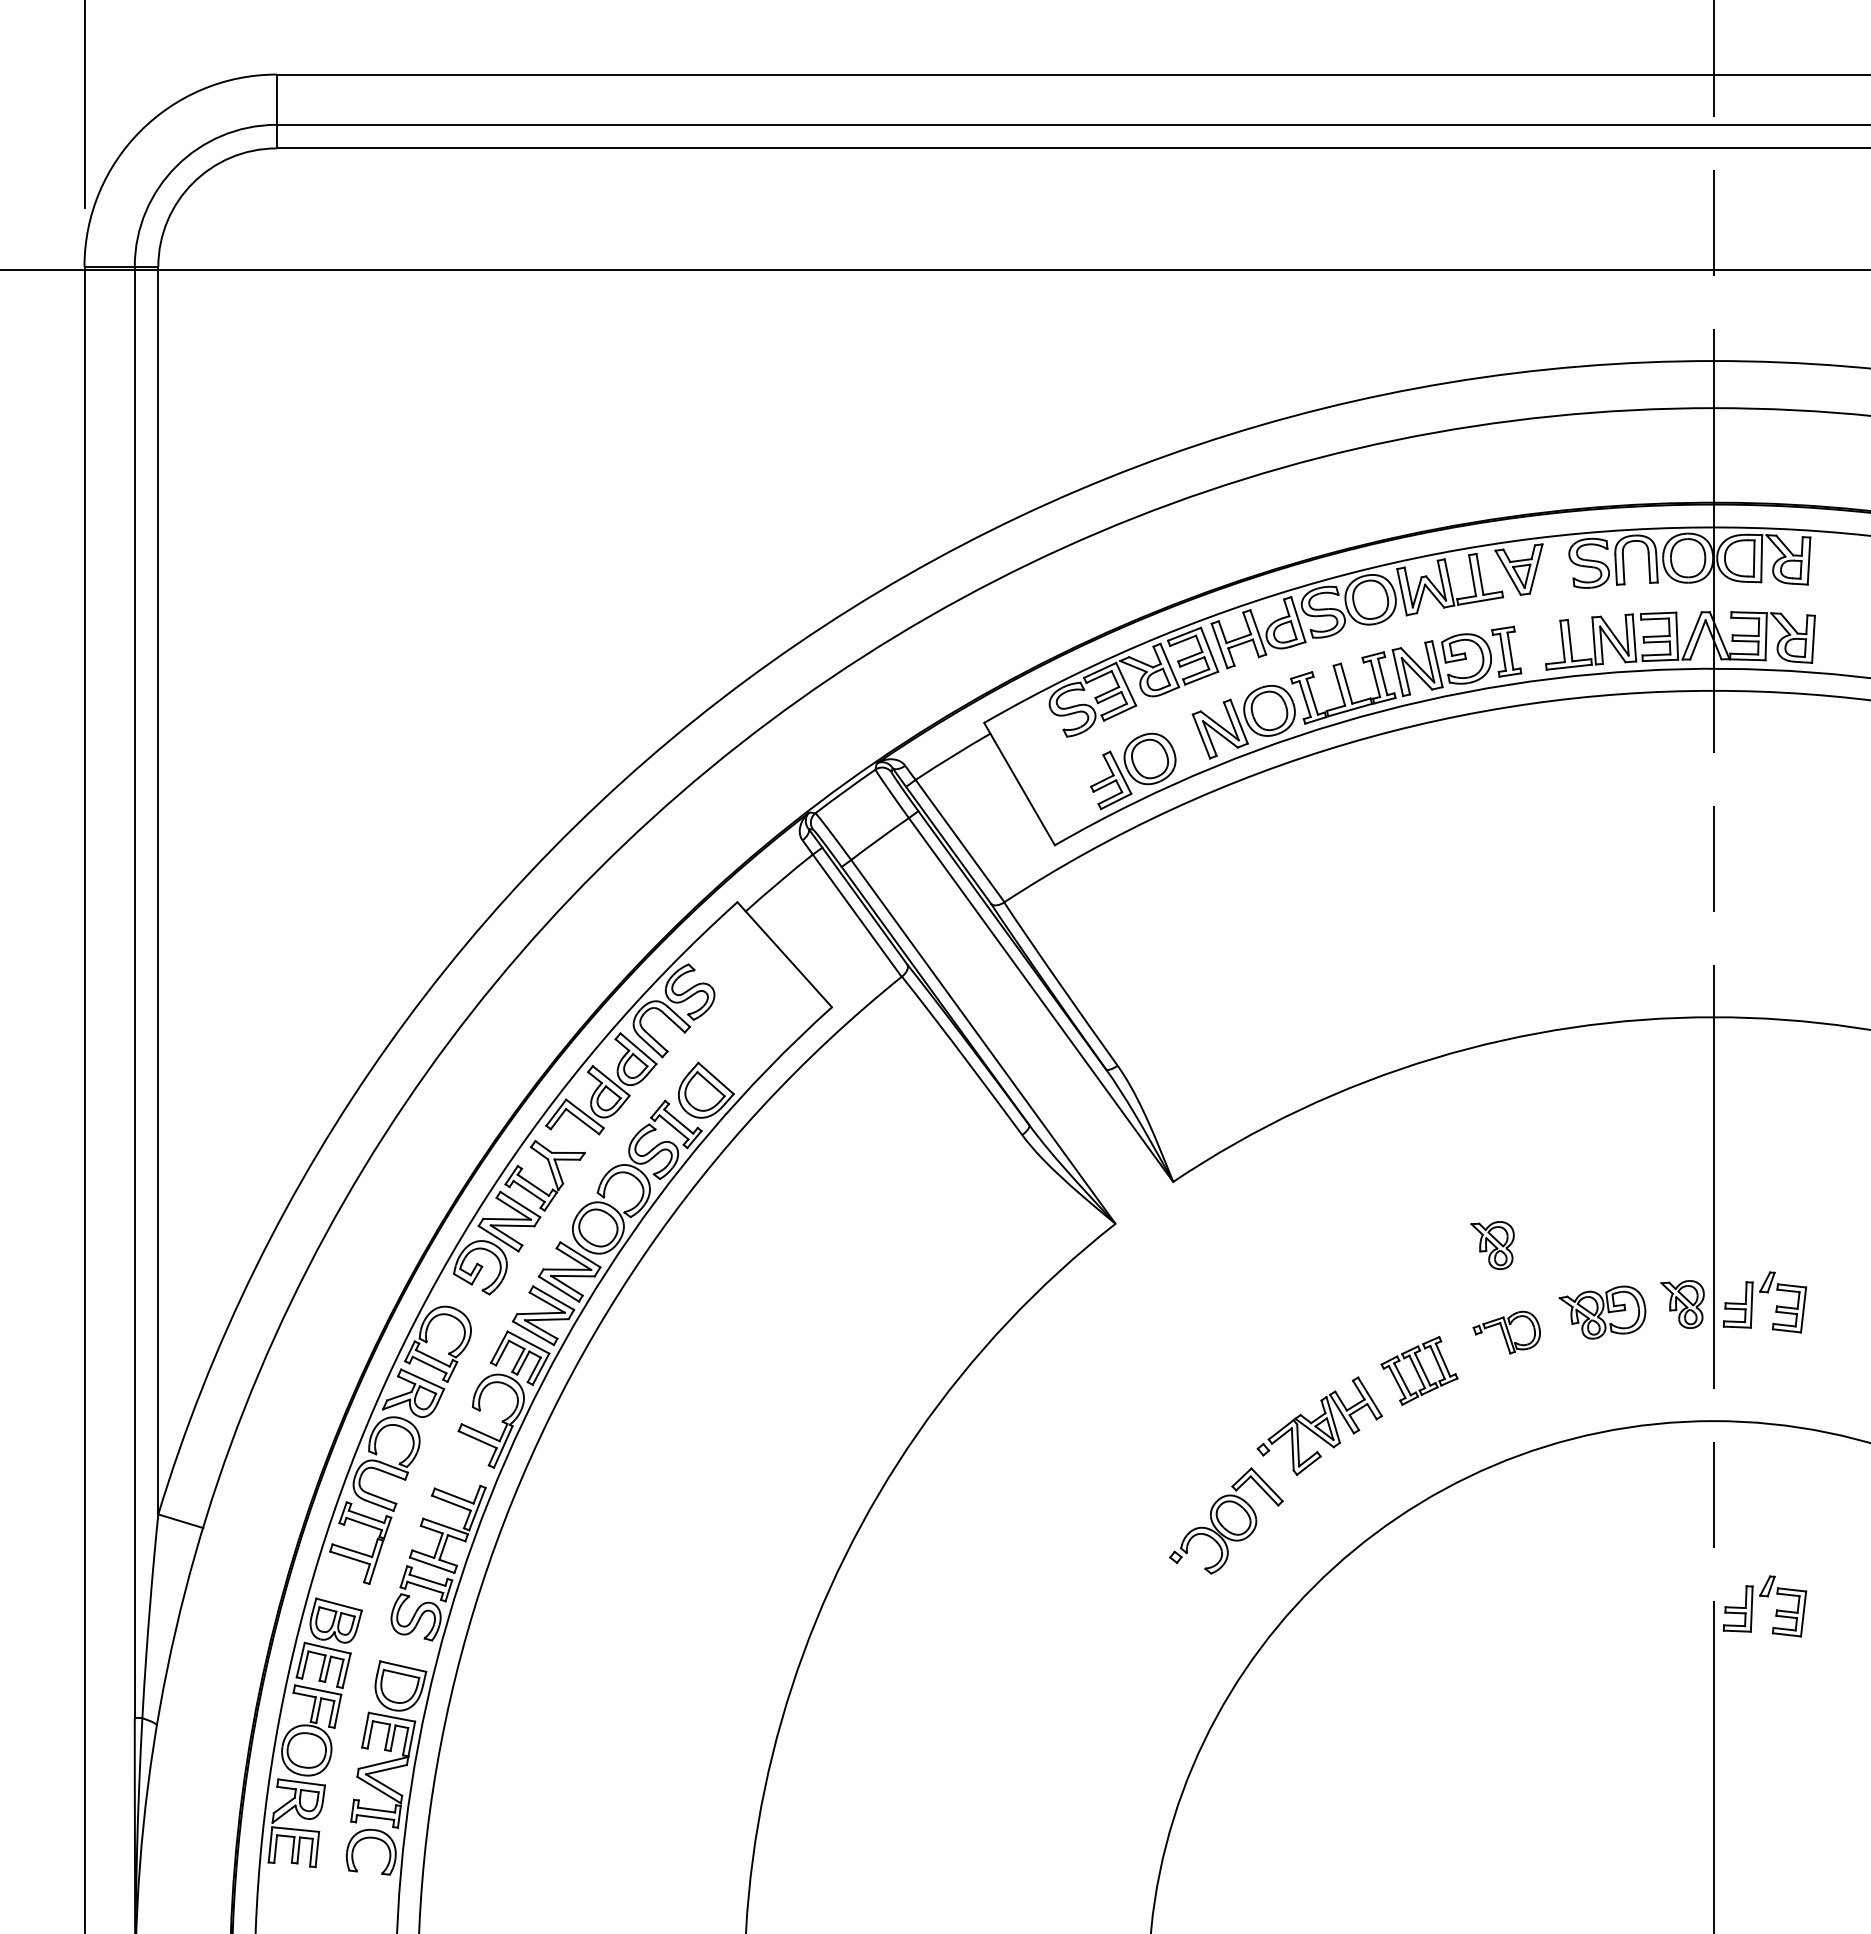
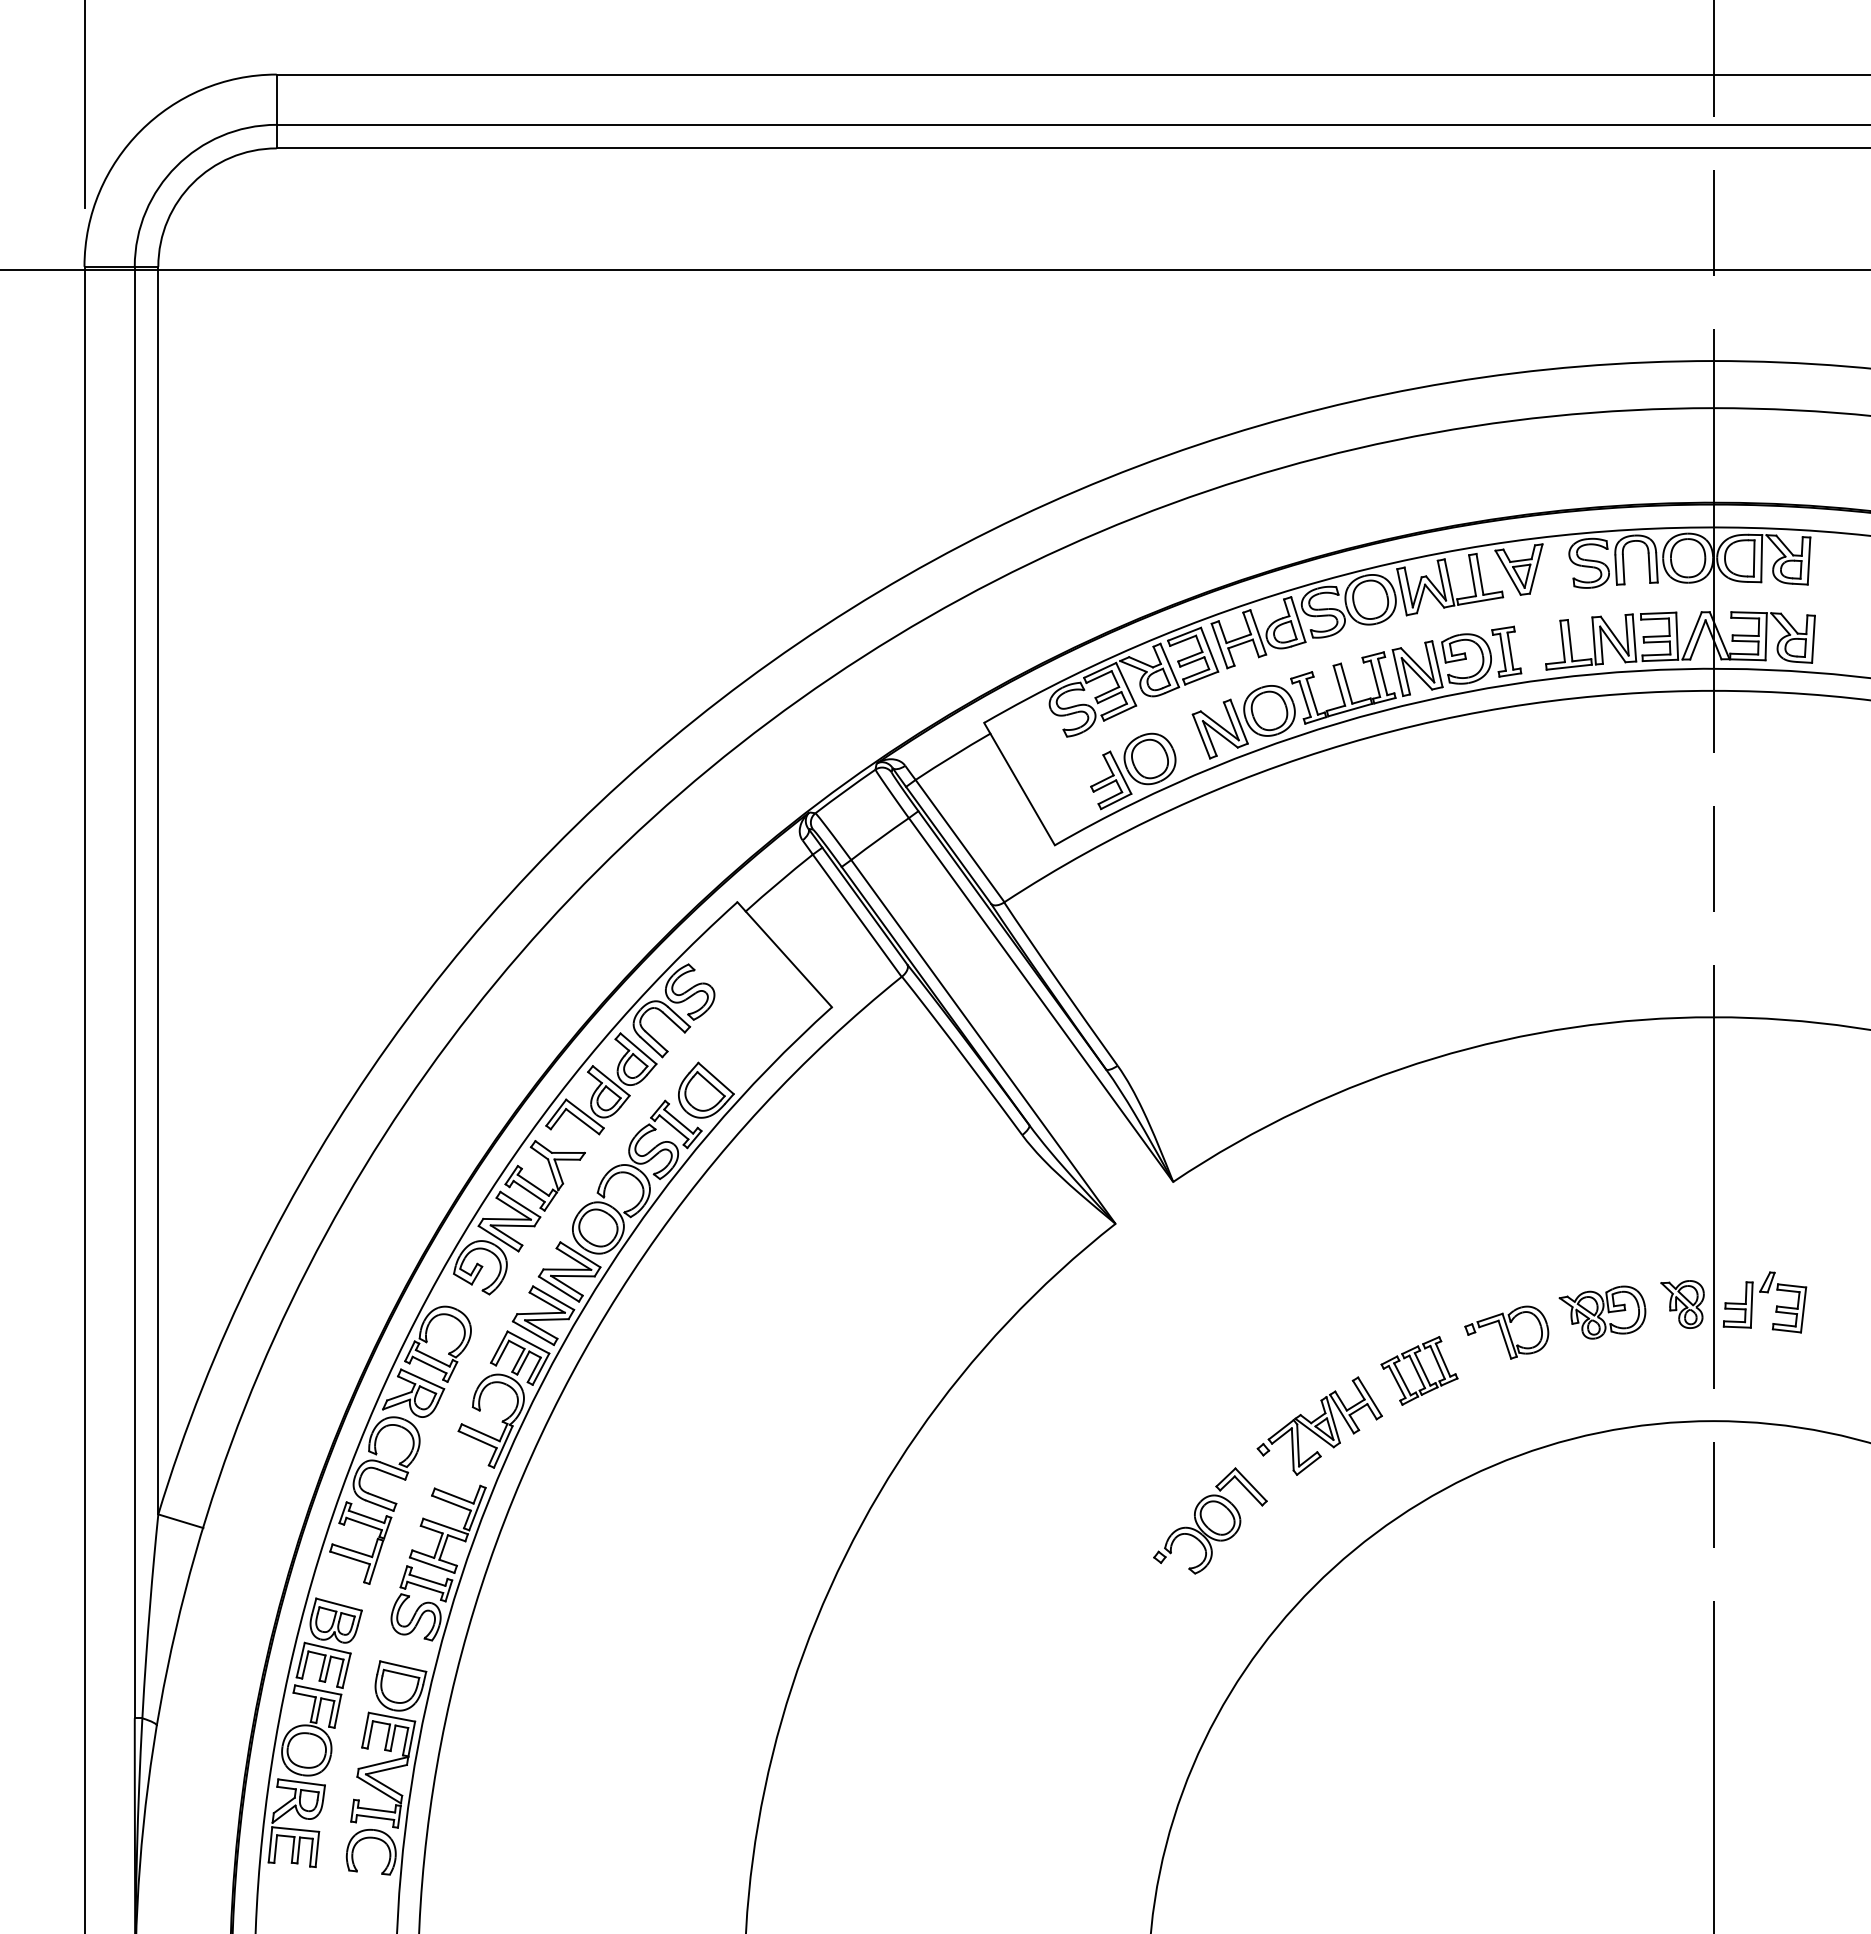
part: present -> none (1492, 1245)
part size: 69x45 px -> 86x55 px (1506, 1332)
part position: (1226, 1520) -> (1210, 1520) (1210, 1520)
part: present -> none (1766, 1597)
